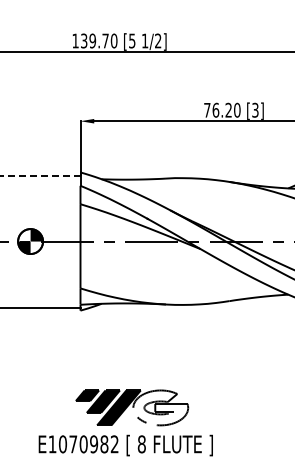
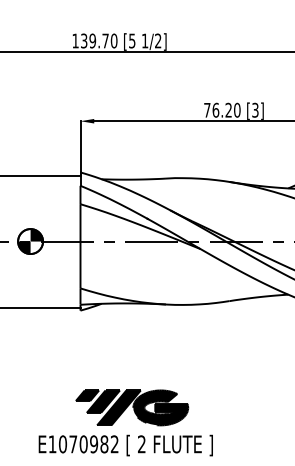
line: dashed -> solid (40, 175)
fill: none -> present (160, 407)
text: 8 -> 2 (141, 444)
